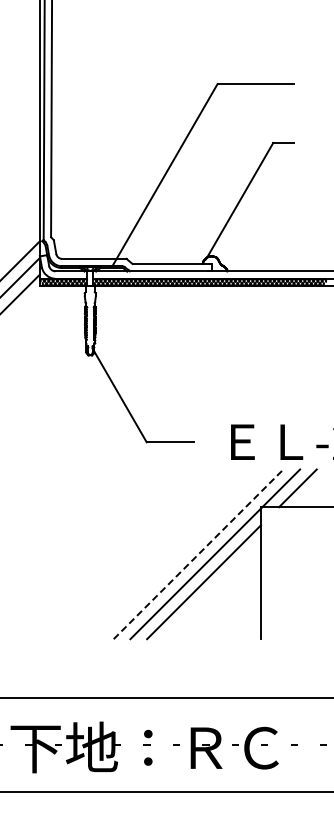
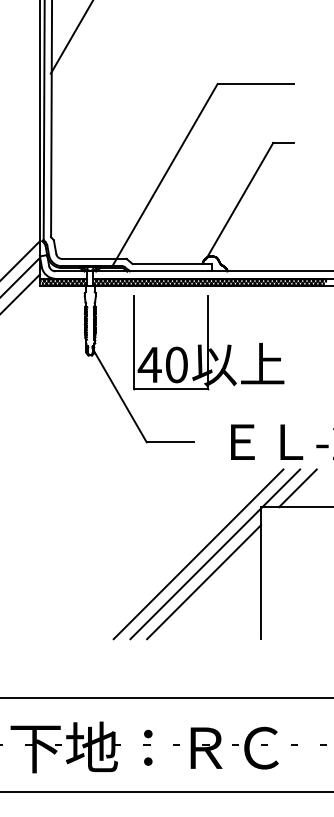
line: none -> present (70, 37)
part: none -> present (208, 342)
line: dashed -> solid (198, 554)
